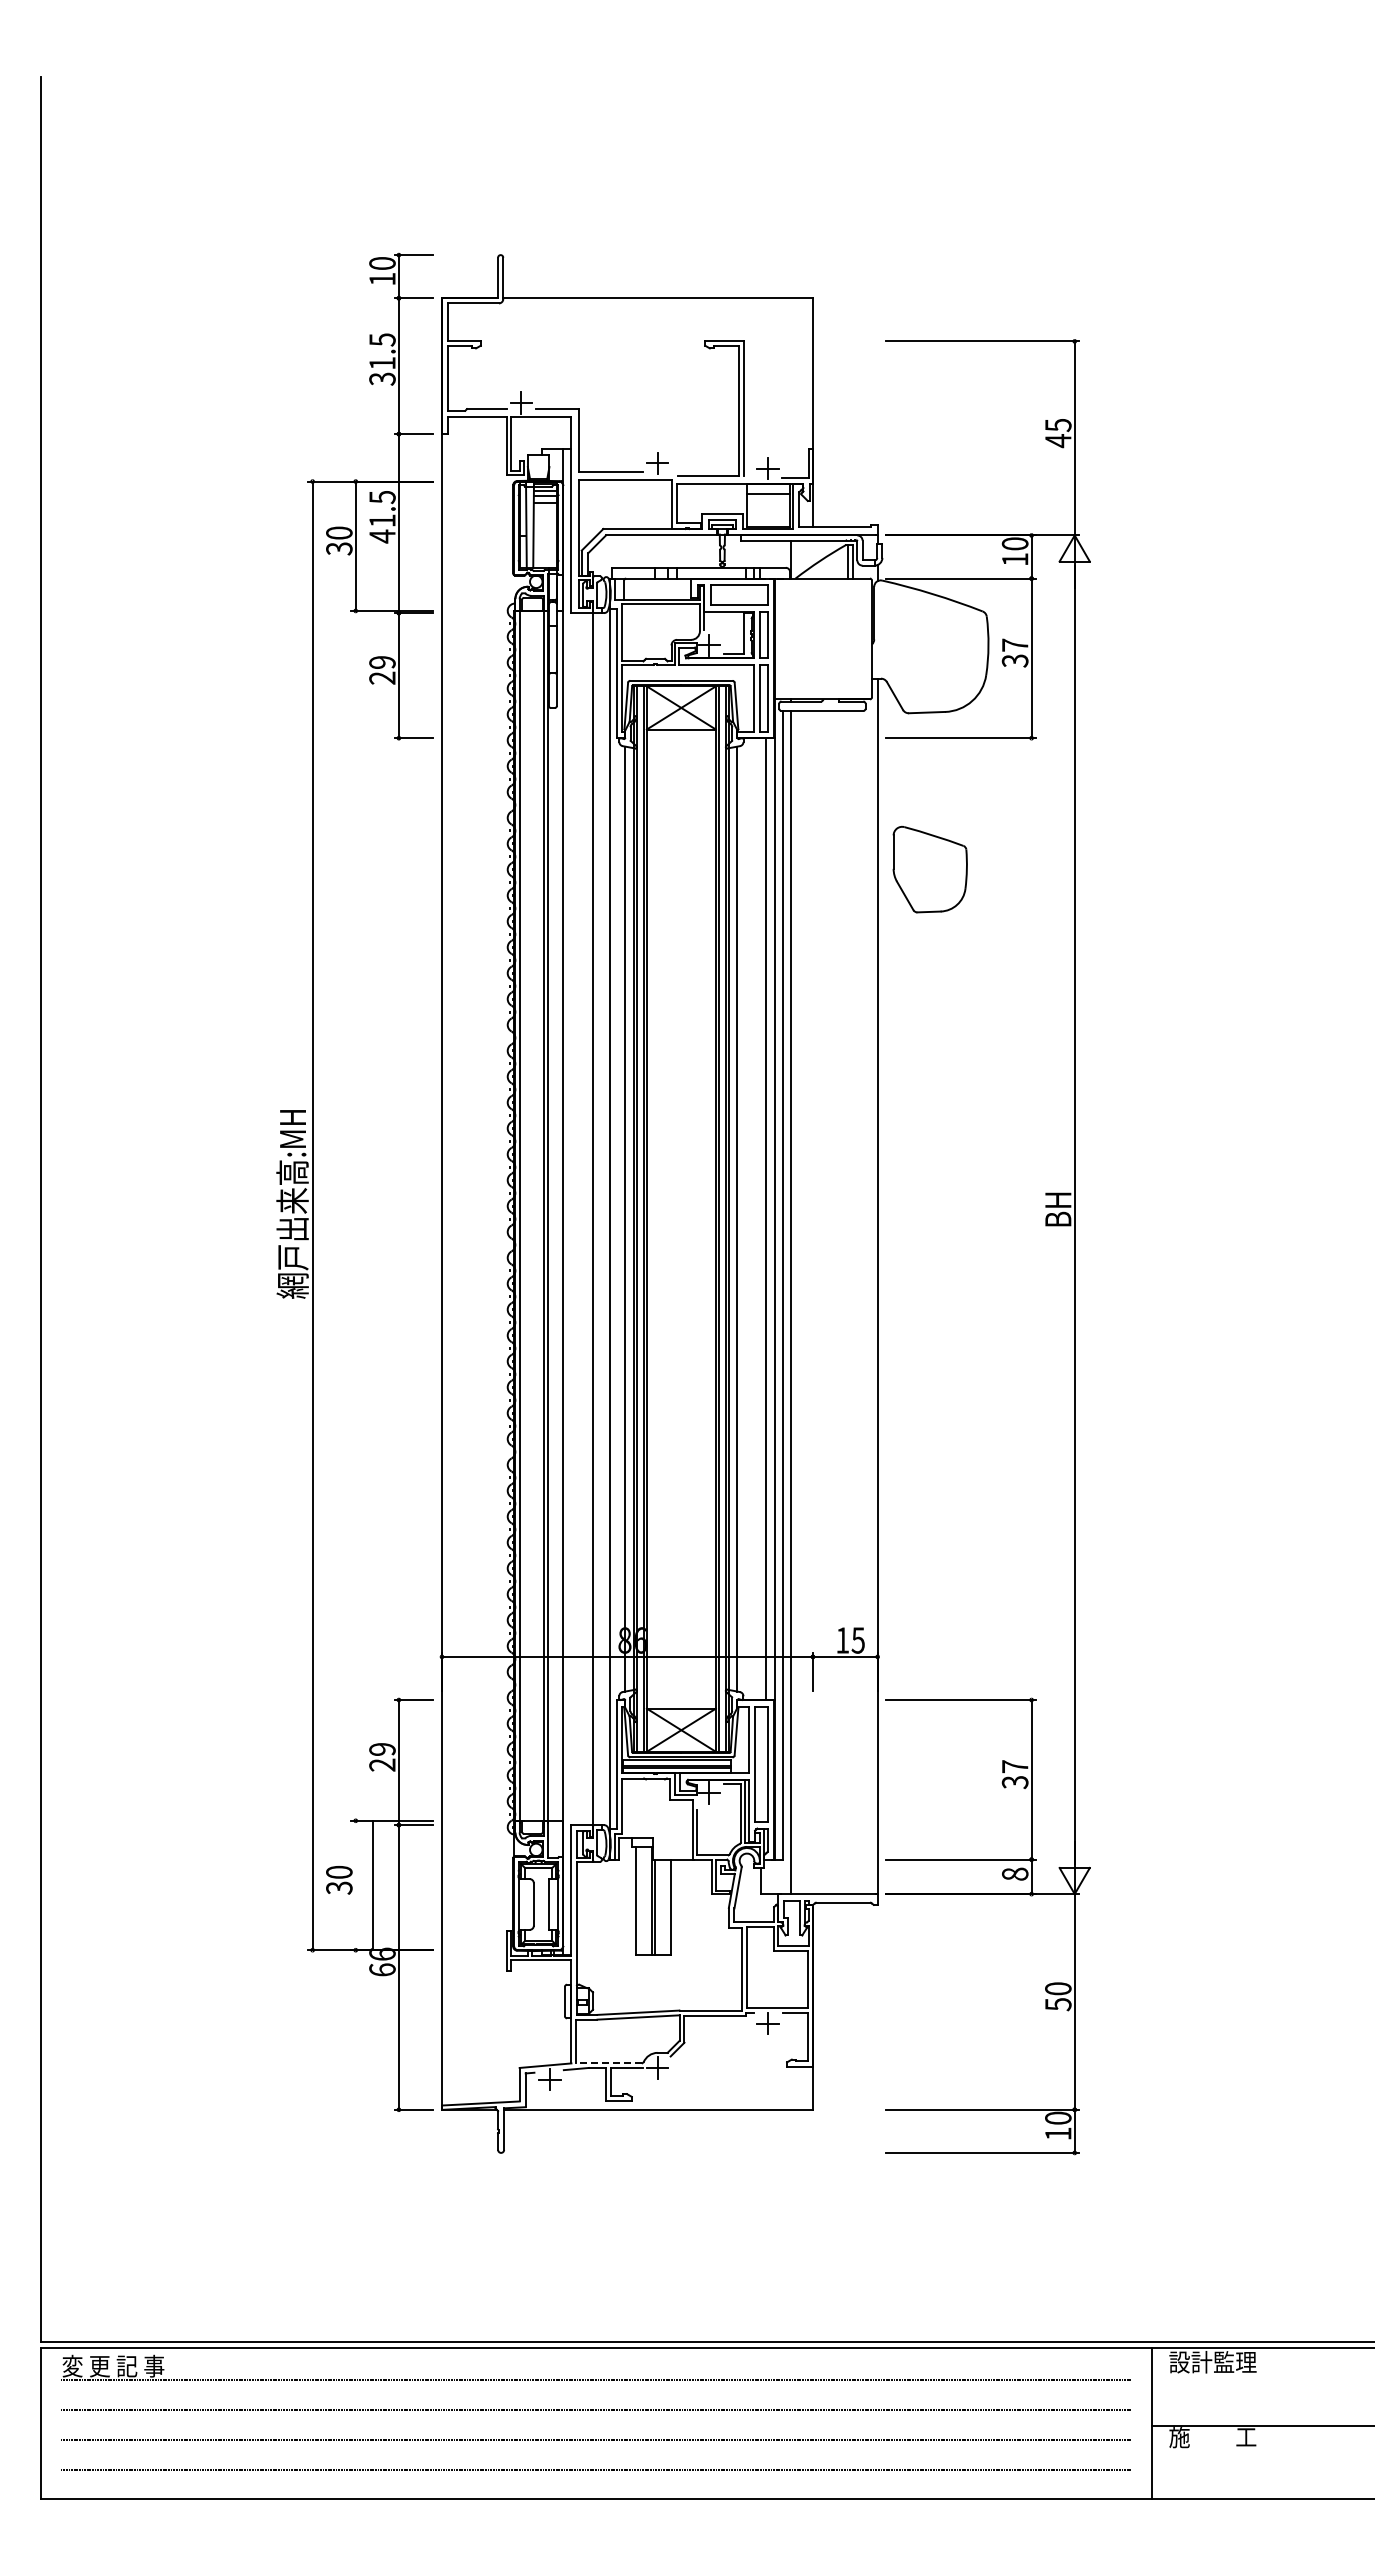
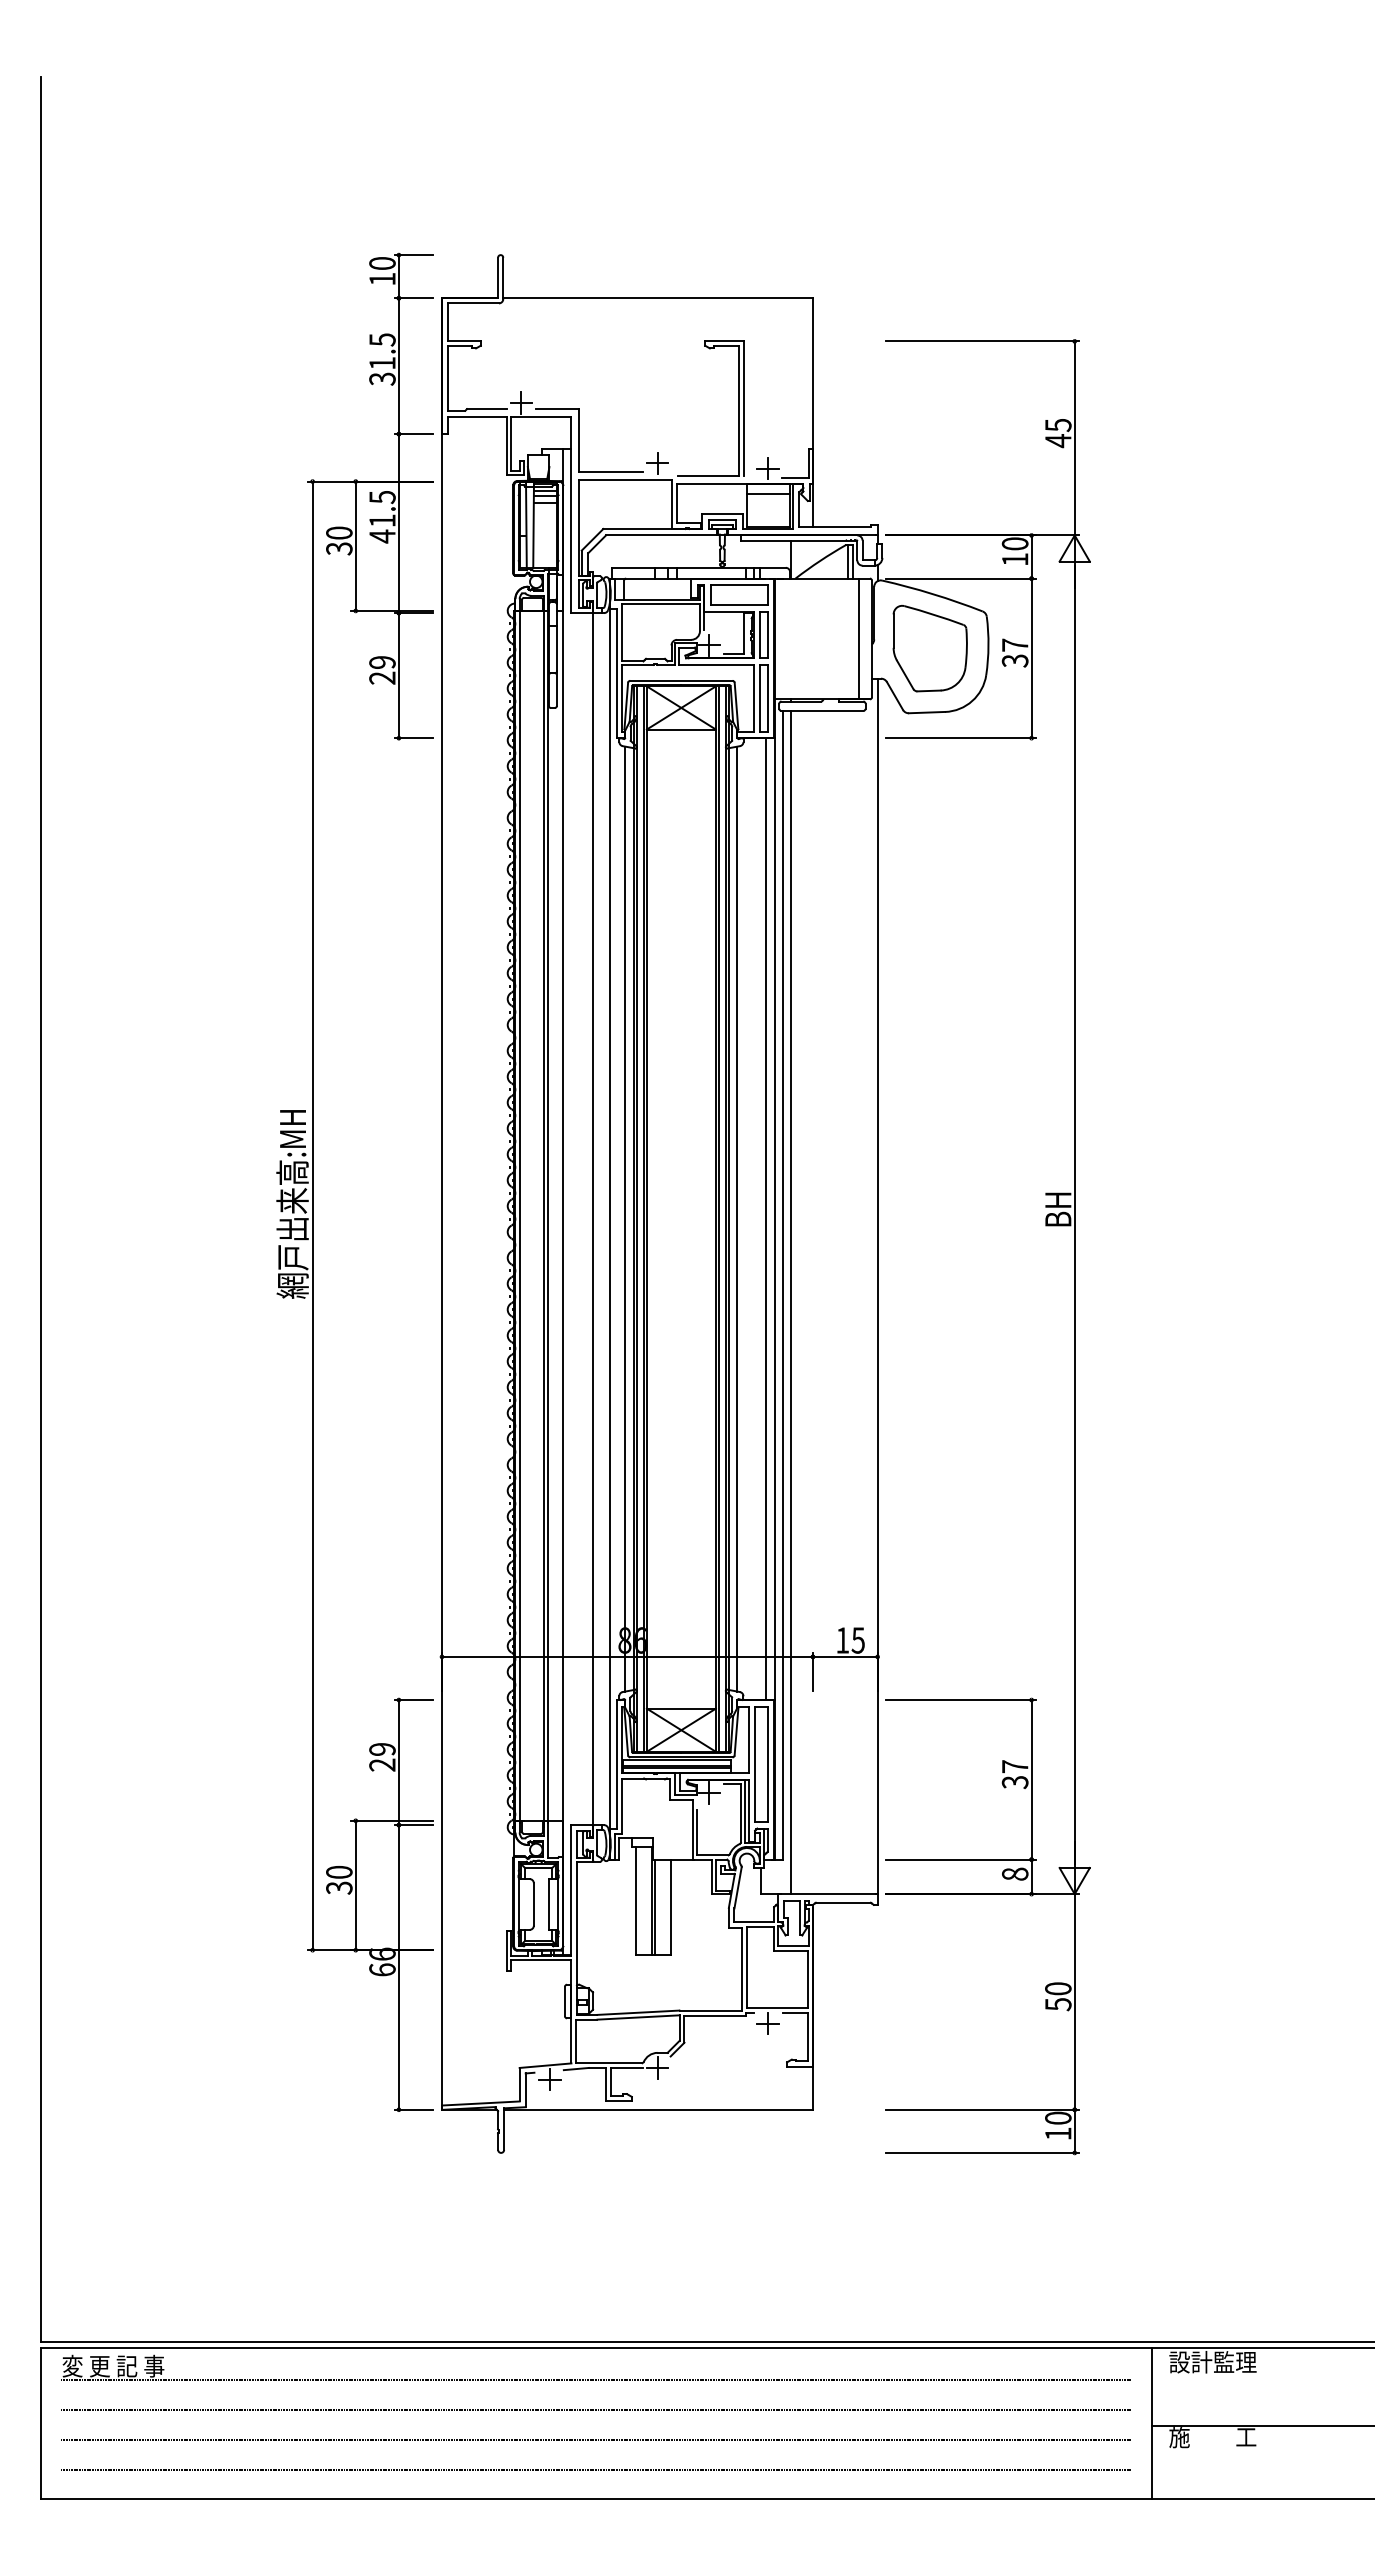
line: none -> present (859, 638)
part position: (929, 869) -> (929, 648) (929, 648)
line position: (372, 1885) -> (355, 1885) (355, 1885)
line: dashed -> solid (608, 2063)
